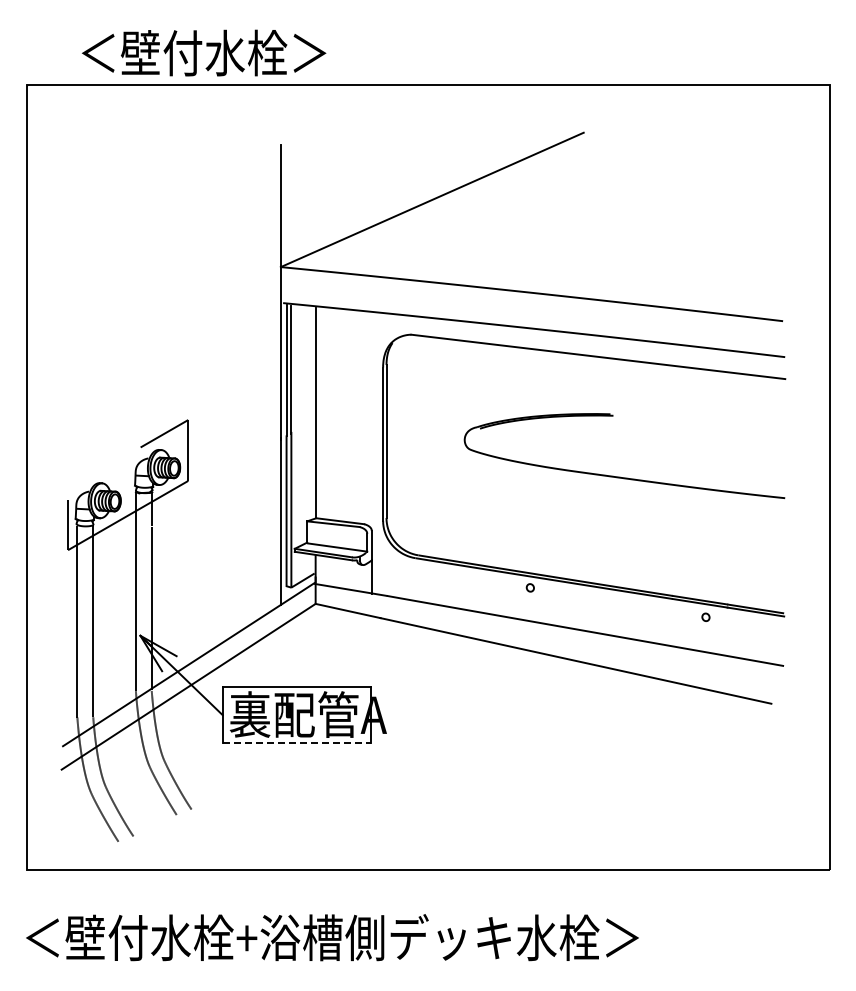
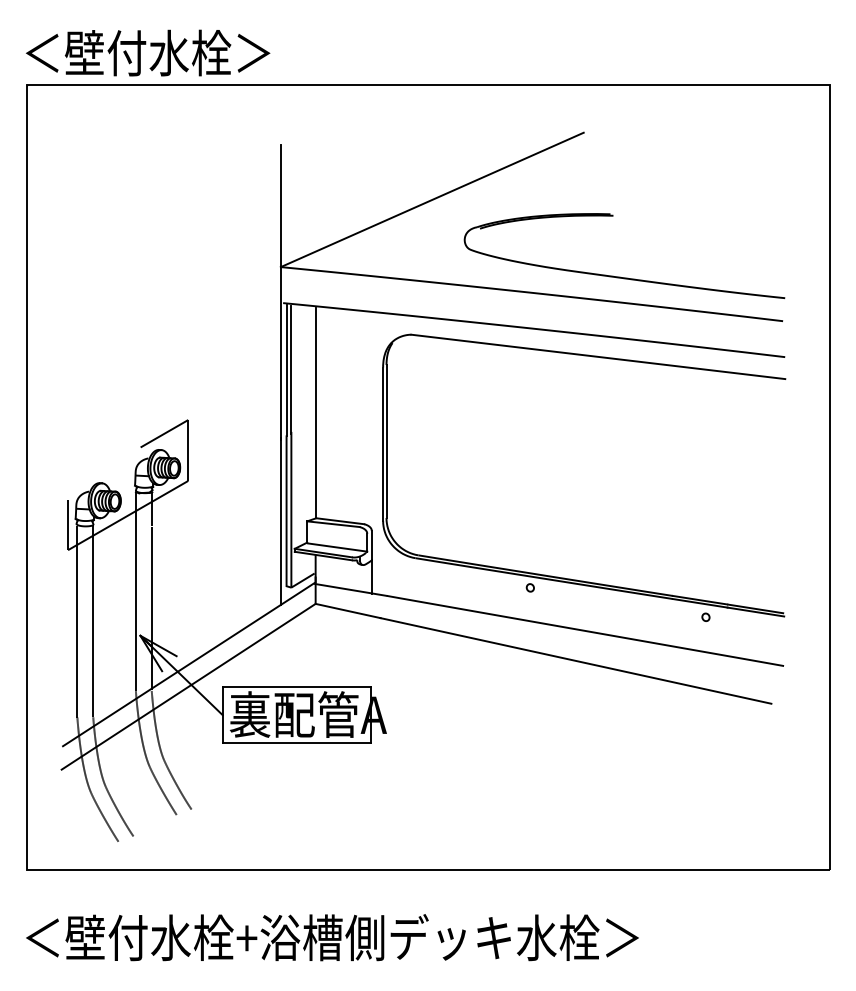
text position: (204, 52) -> (148, 52) (148, 52)
part position: (620, 476) -> (620, 276) (620, 276)
line: dashed -> solid (297, 743)
